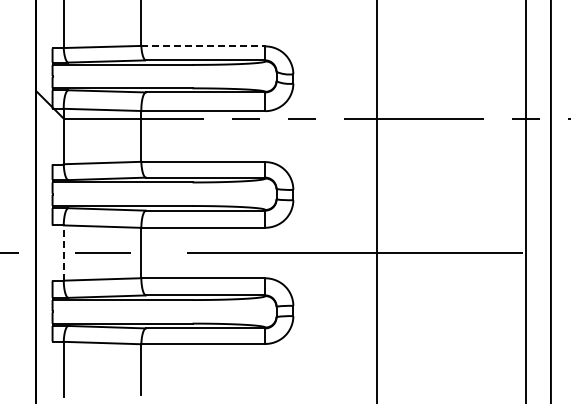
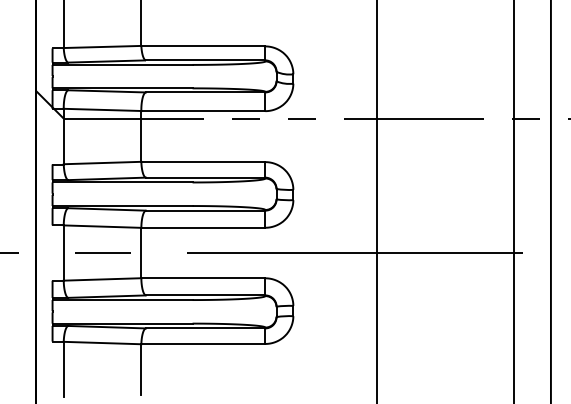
line: dashed -> solid (203, 46)
line position: (526, 201) -> (514, 201) (514, 201)
line: dashed -> solid (63, 253)
